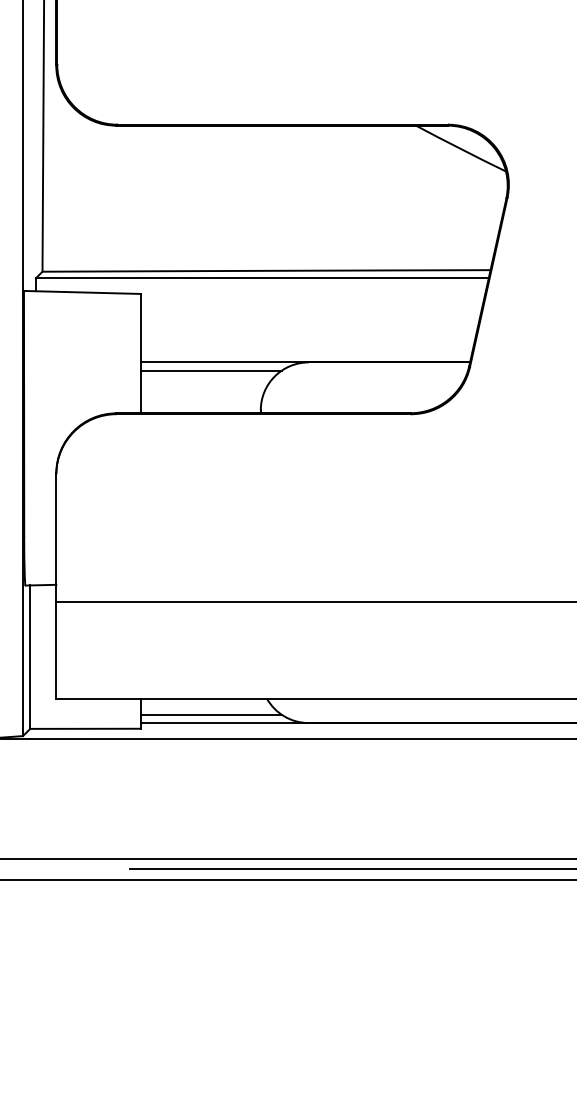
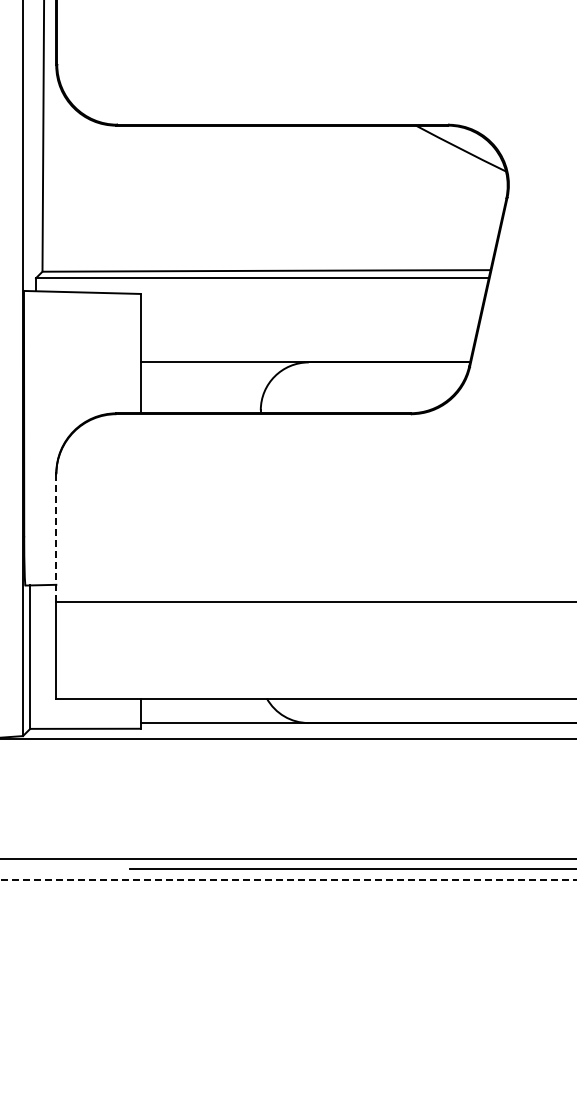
line: present -> none (210, 370)
line: solid -> dashed (56, 538)
line: present -> none (210, 714)
line: solid -> dashed (288, 879)
